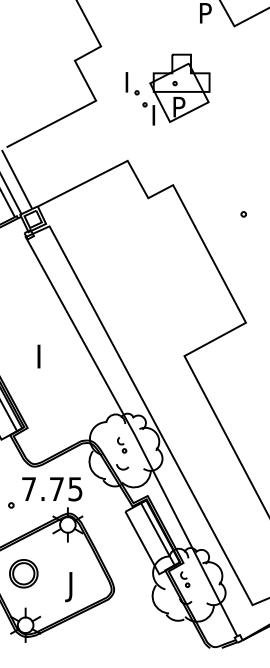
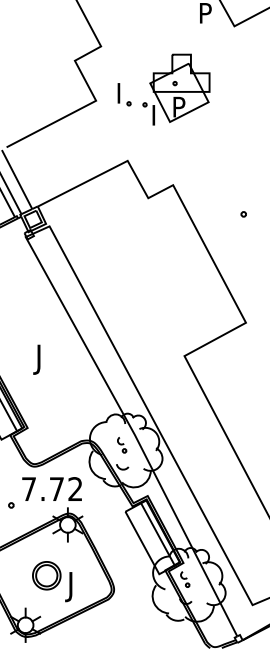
part position: (132, 83) -> (124, 94) (124, 94)
text: I -> J (36, 371)
text: 7.75 -> 7.72 (75, 489)
part position: (23, 573) -> (46, 575) (46, 575)
